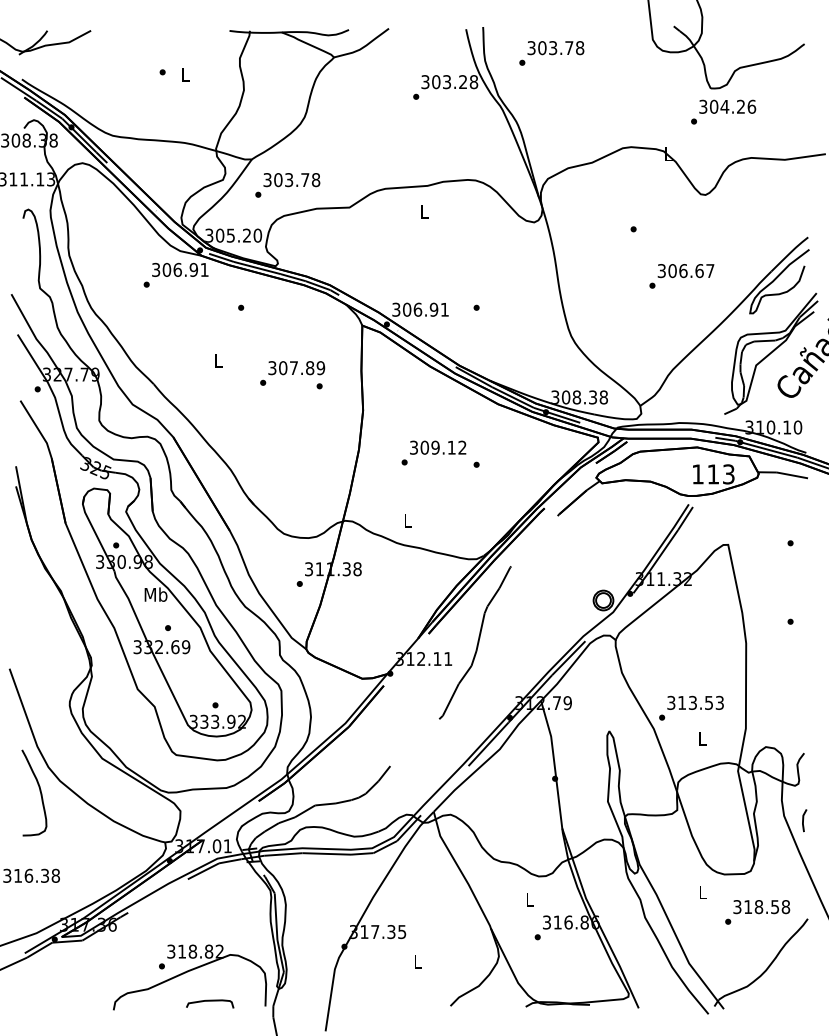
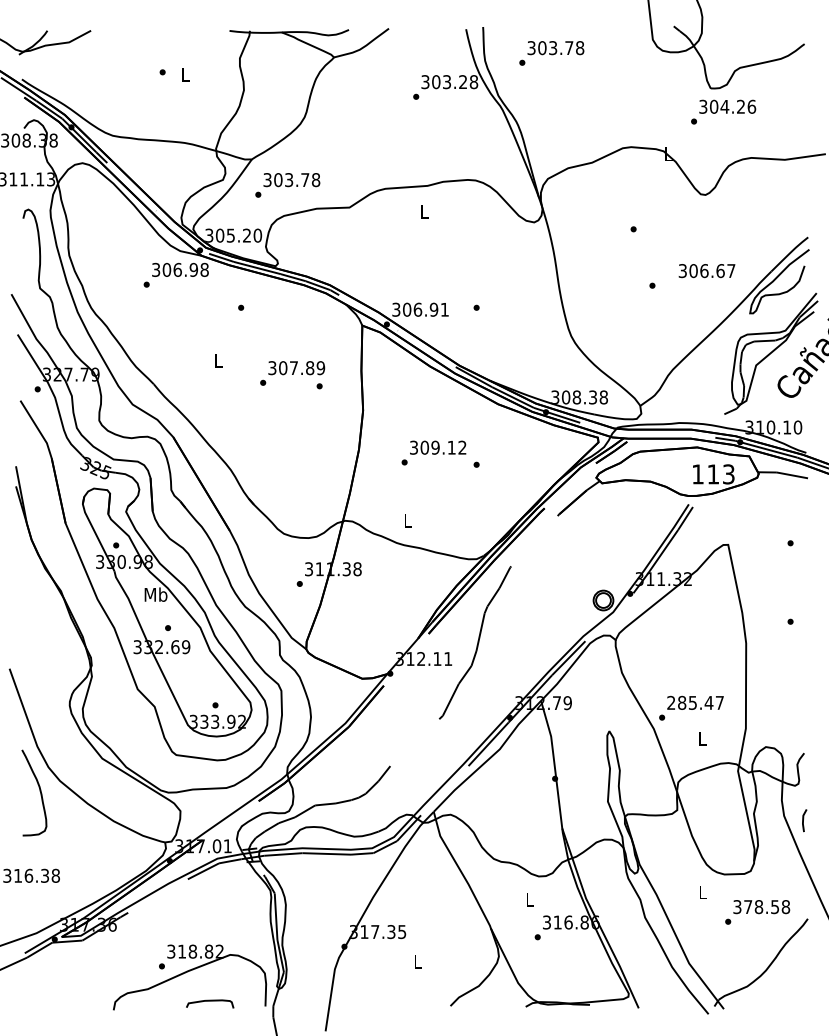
text: 306.91 -> 306.98 (204, 269)
text position: (685, 271) -> (706, 271) (706, 271)
text: 313.53 -> 285.47 (695, 702)
text: 318.58 -> 378.58 (748, 906)
